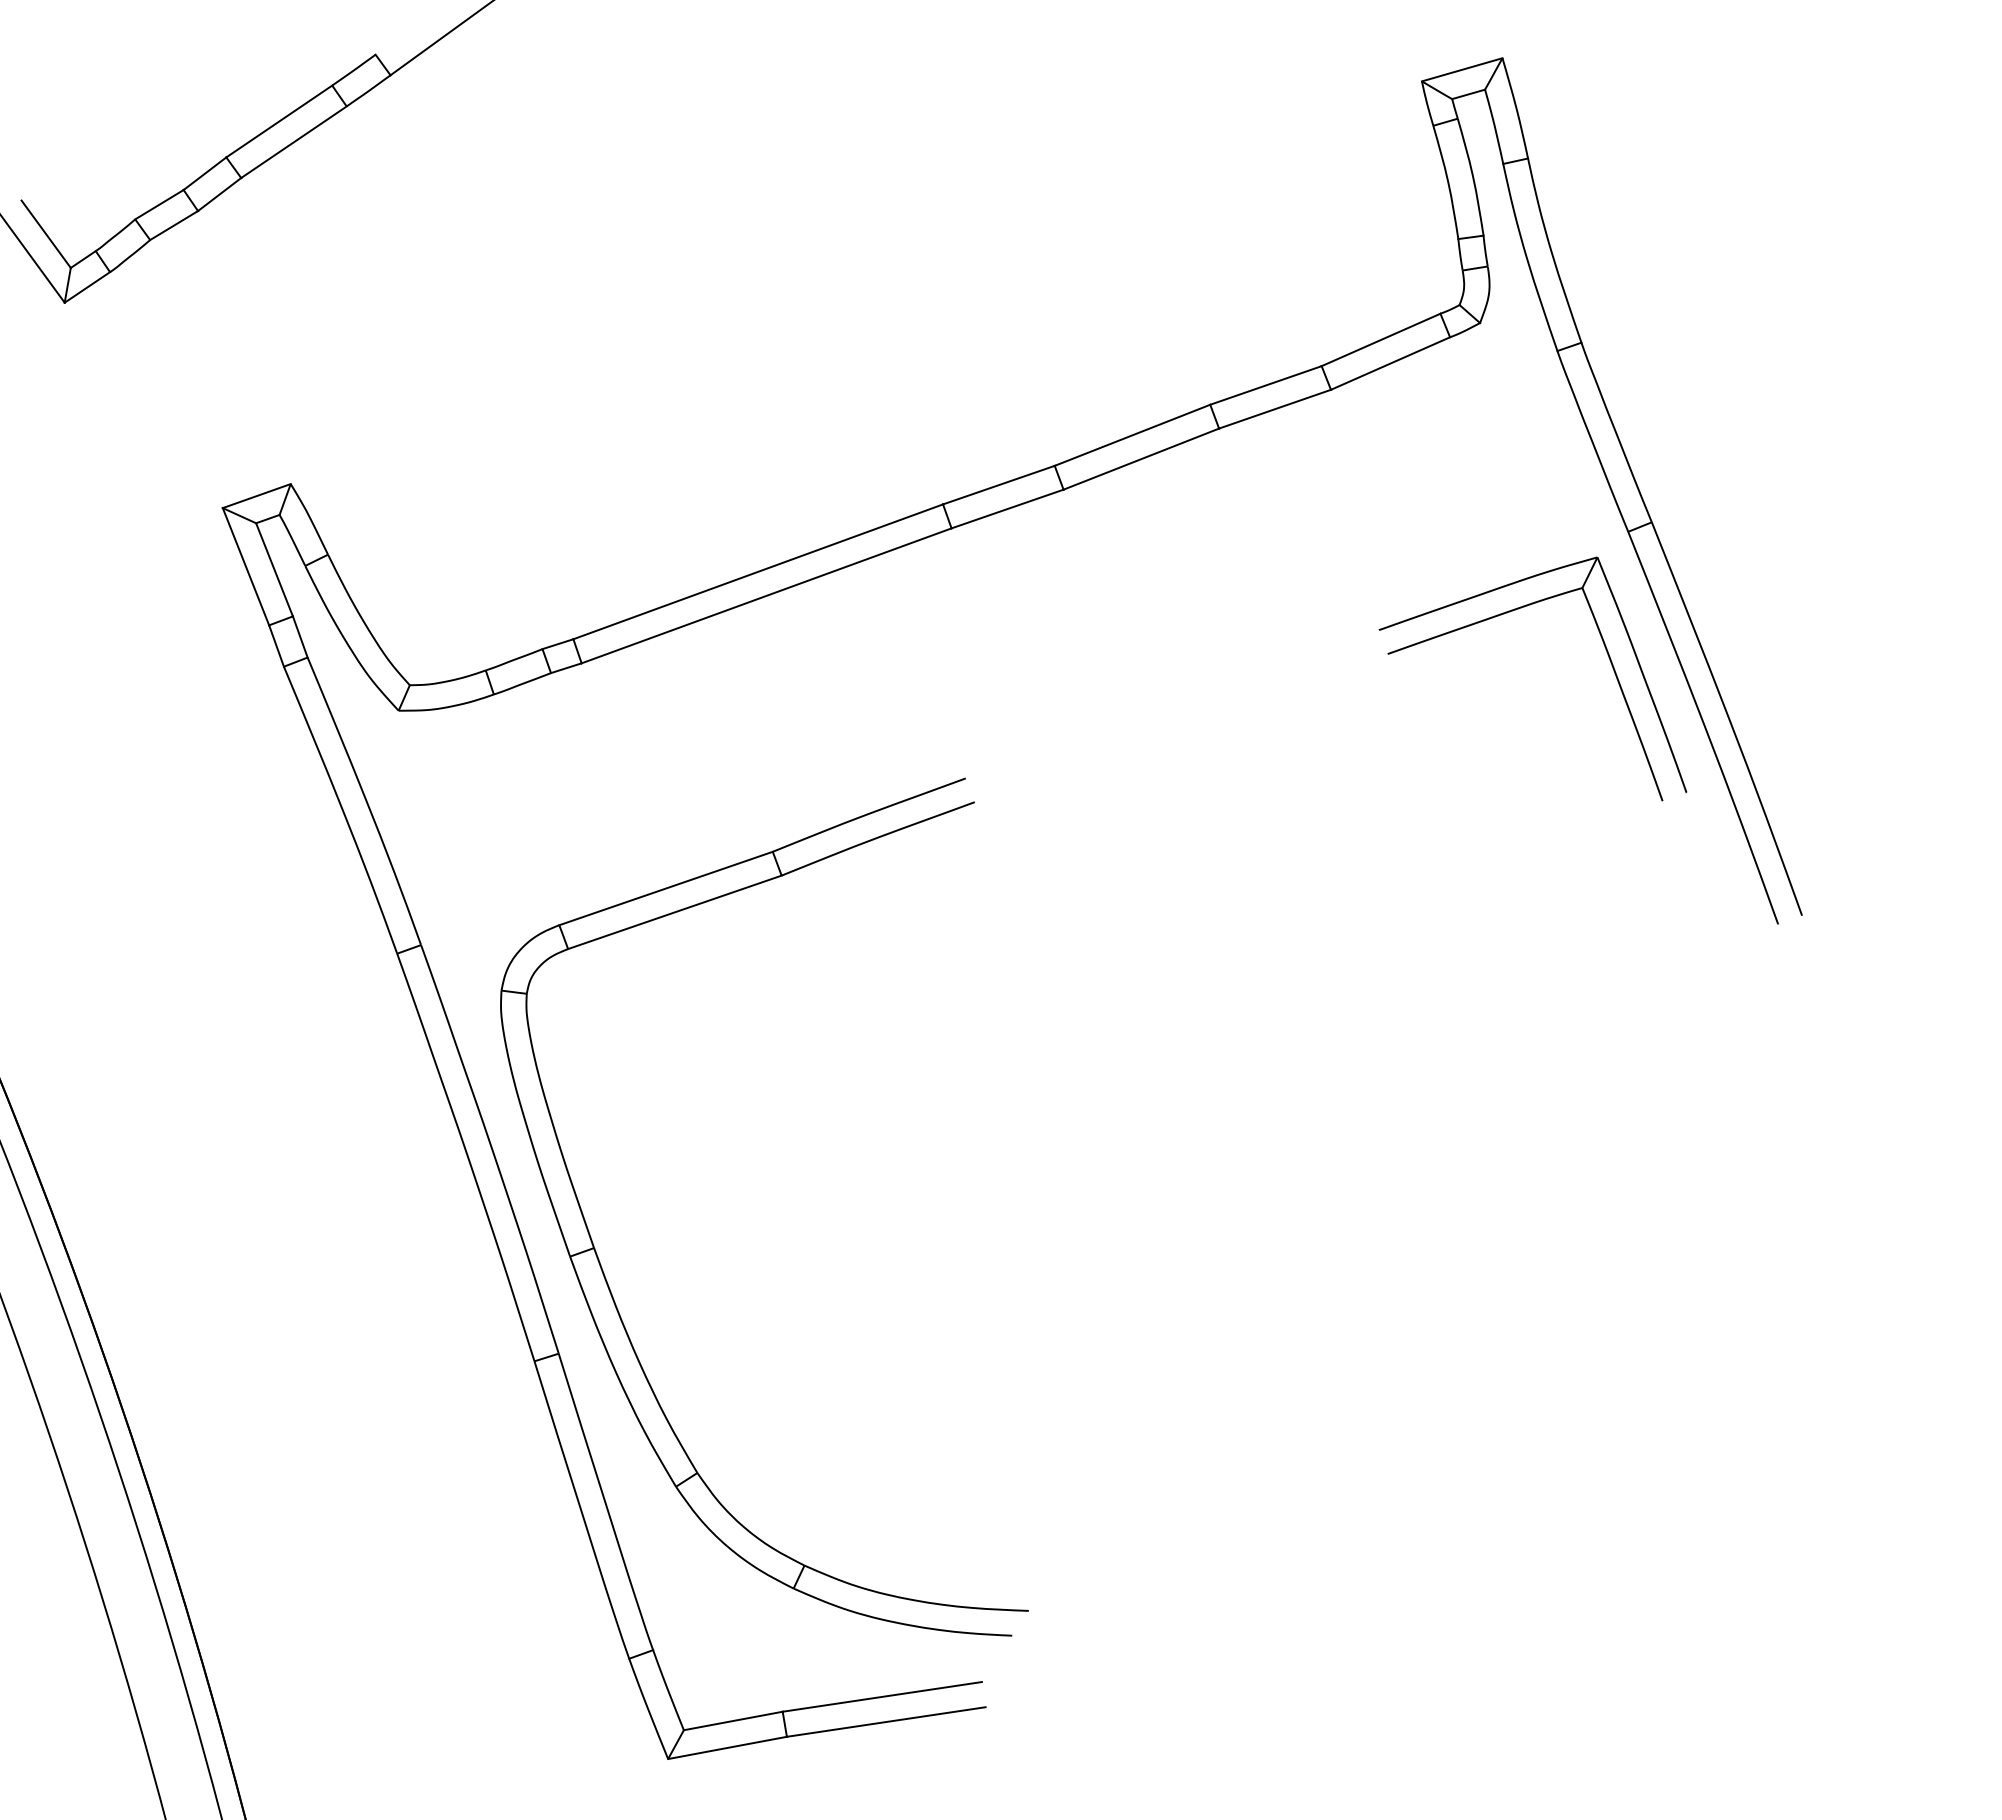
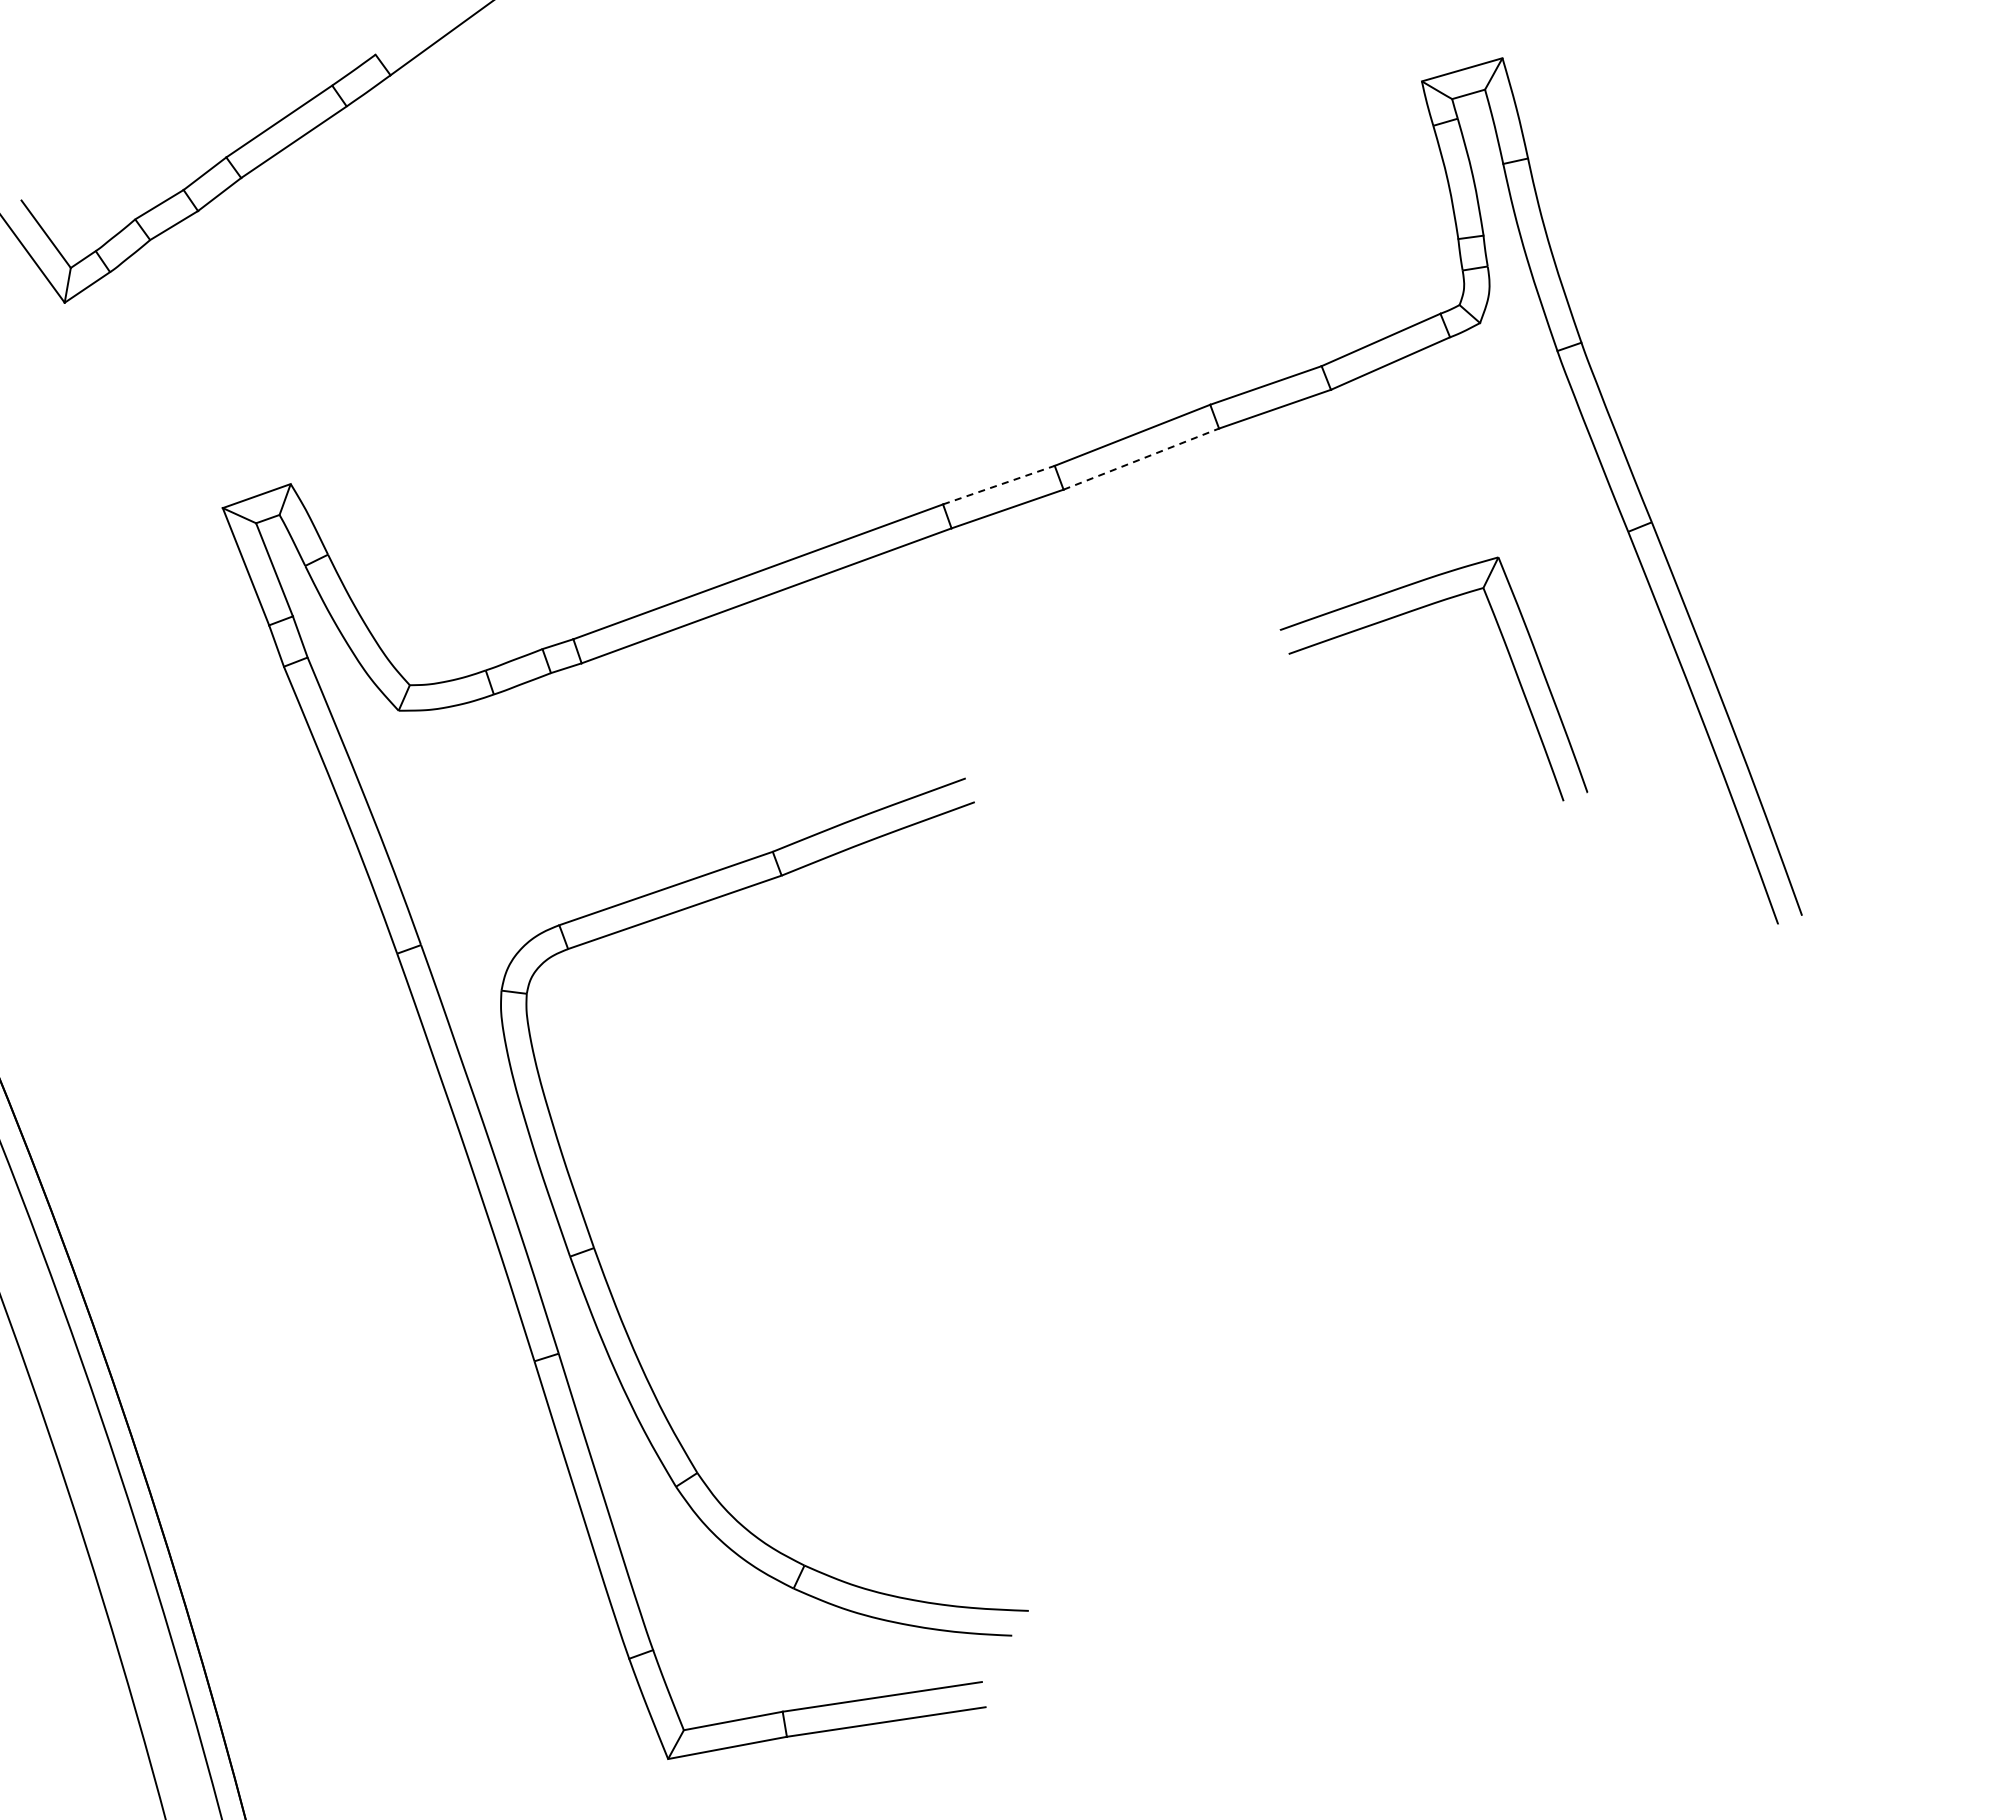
line: solid -> dashed (1141, 459)
line: solid -> dashed (999, 484)
part position: (1507, 613) -> (1408, 613) (1408, 613)
